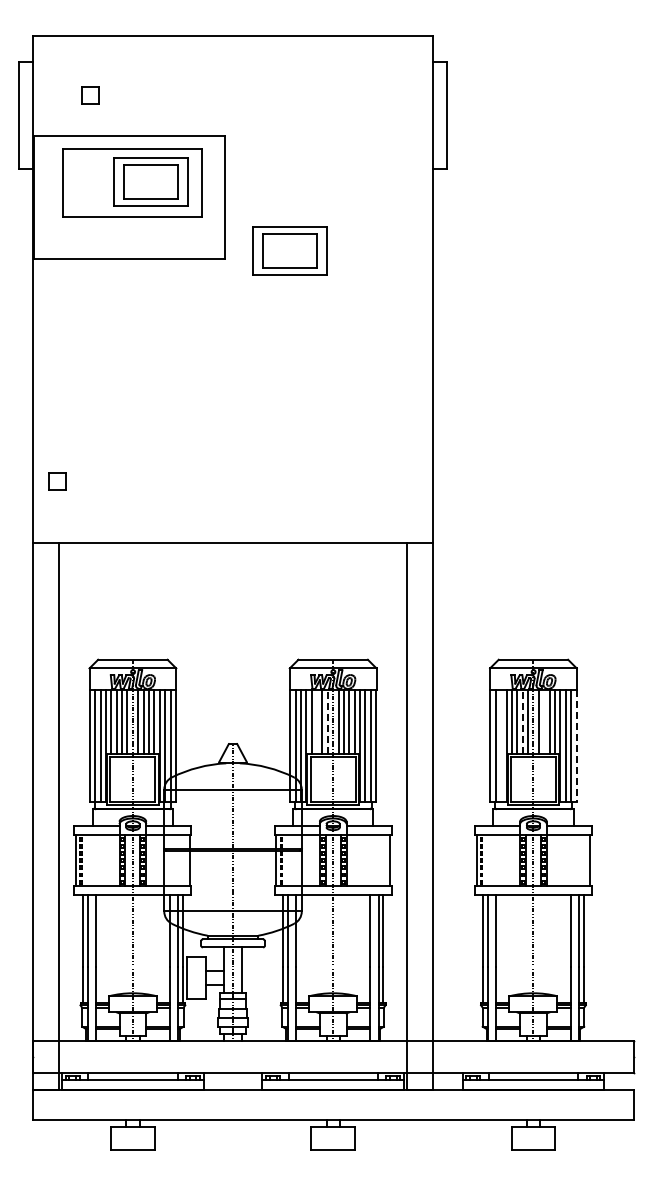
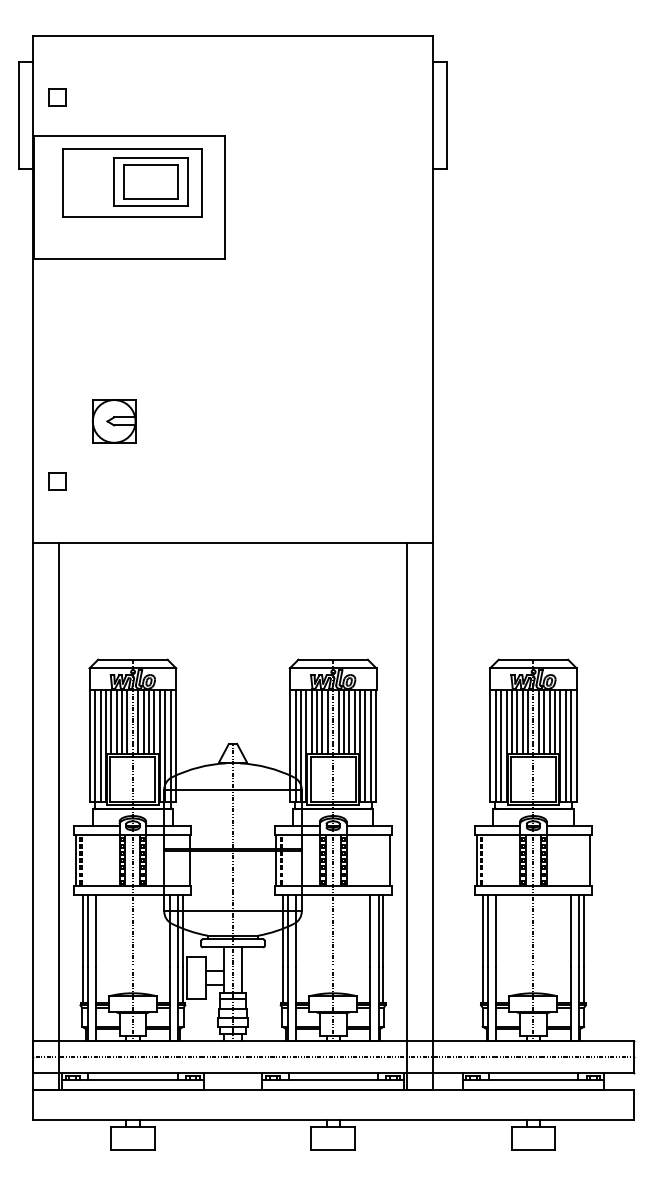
part position: (90, 95) -> (57, 97) (57, 97)
part: present -> none (289, 250)
part: none -> present (114, 421)
line: none -> present (317, 721)
line: dashed -> solid (327, 721)
line: dashed -> solid (522, 721)
line: none -> present (544, 721)
line: none -> present (501, 745)
line: dashed -> solid (576, 746)
line: none -> present (332, 1056)
